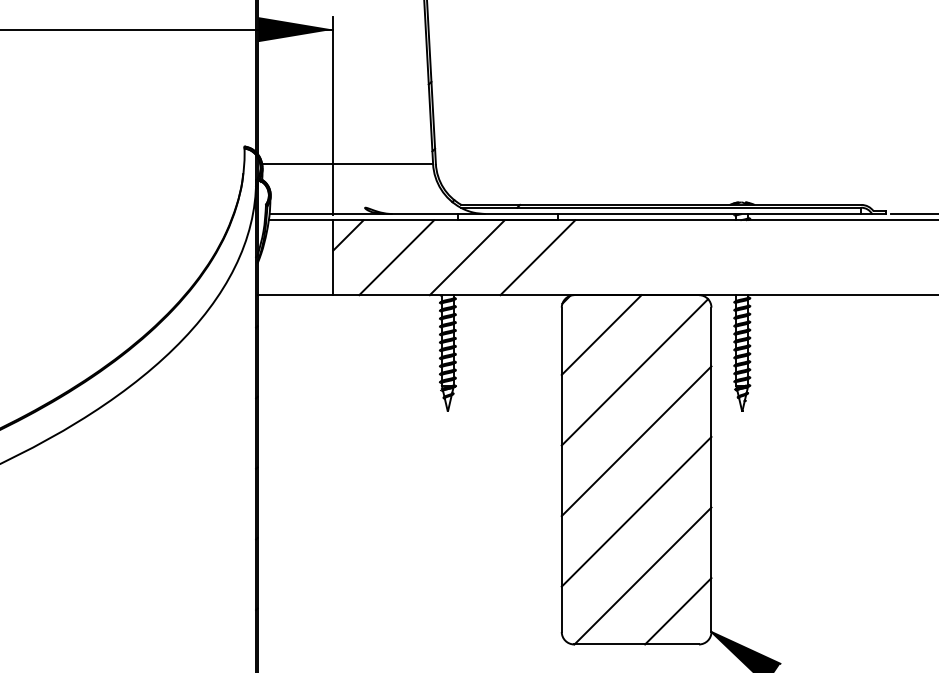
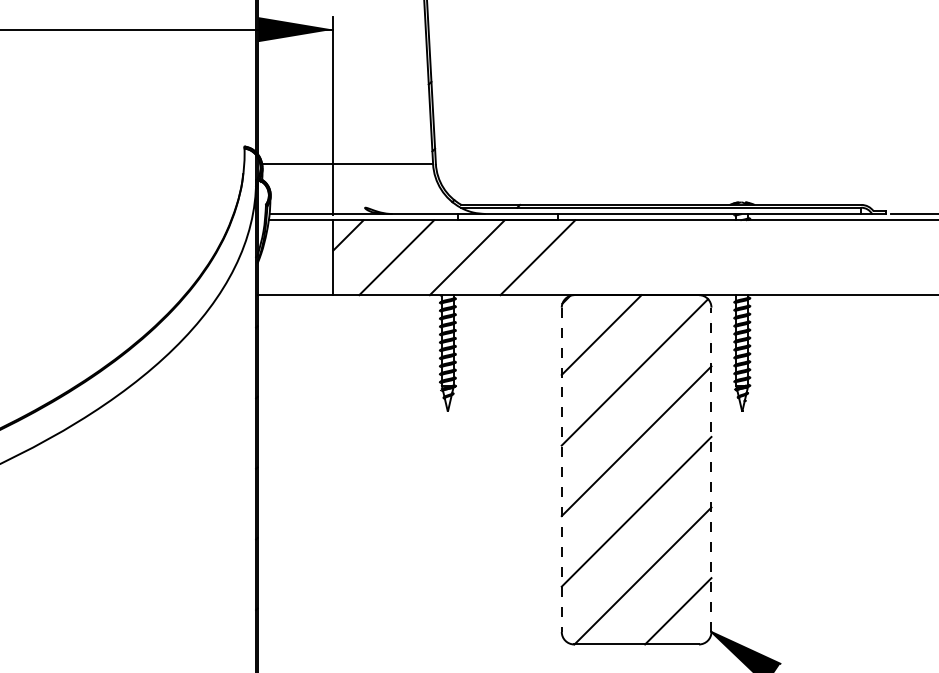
line: solid -> dashed (711, 469)
line: solid -> dashed (561, 470)
